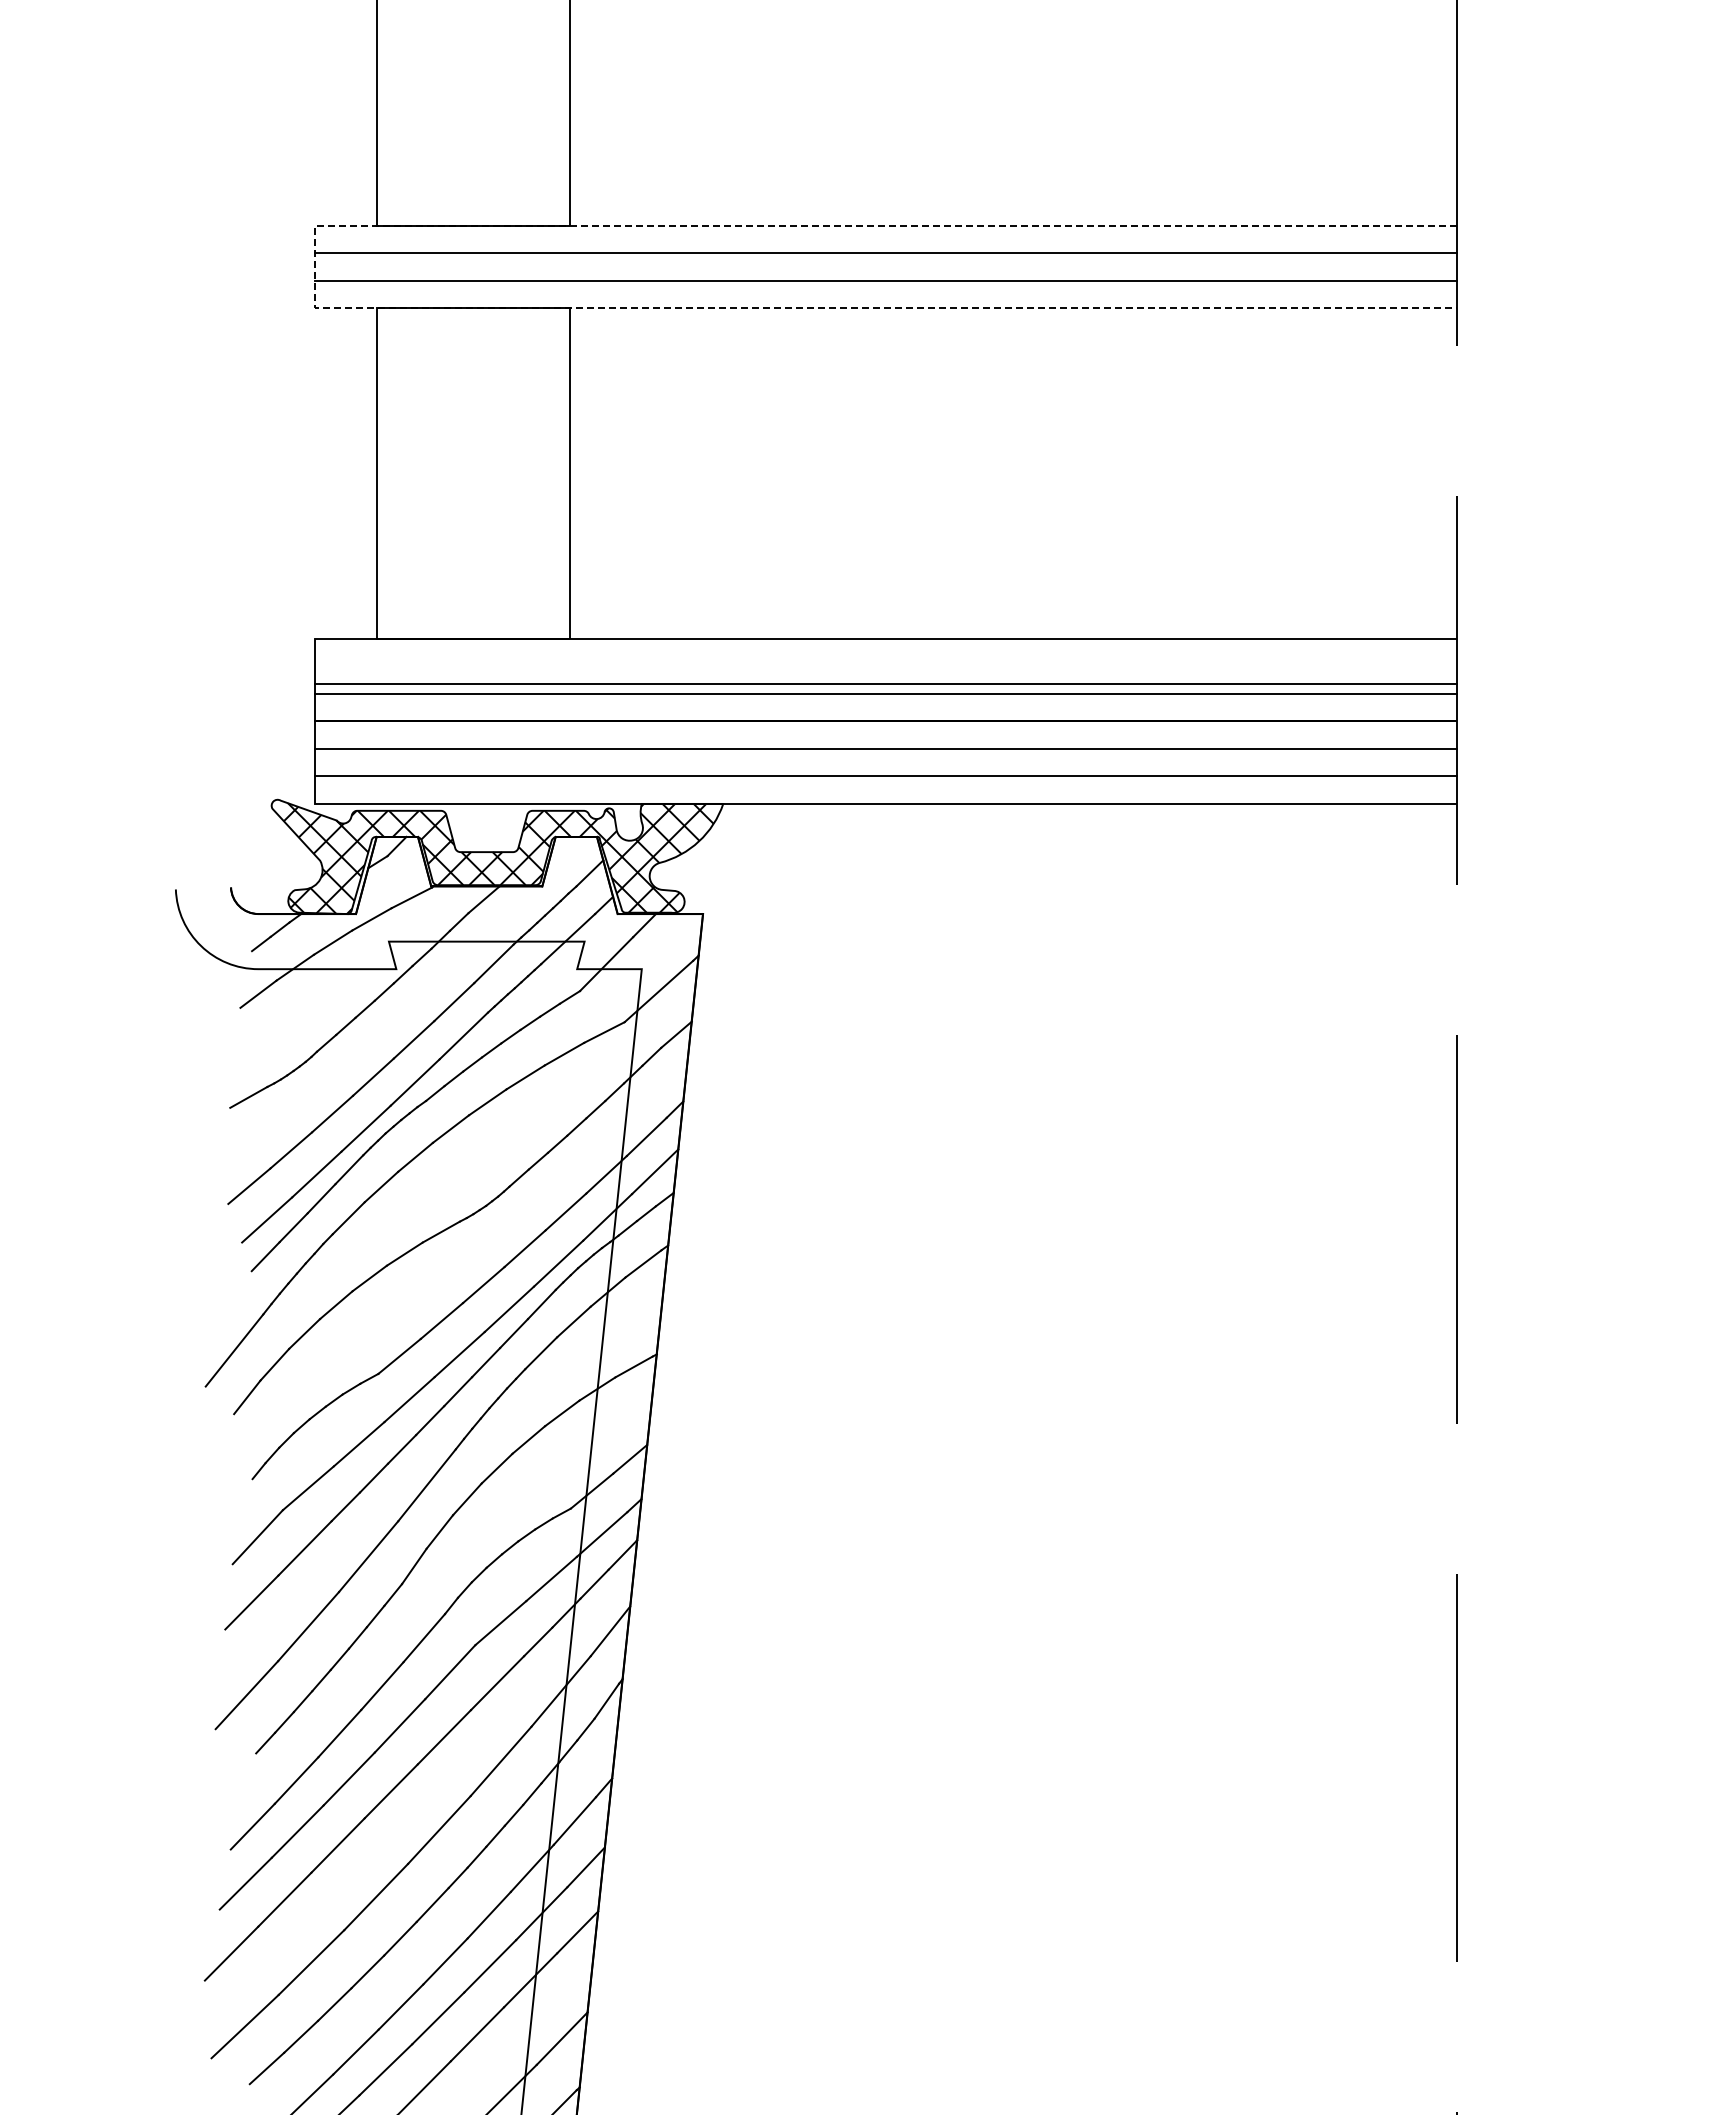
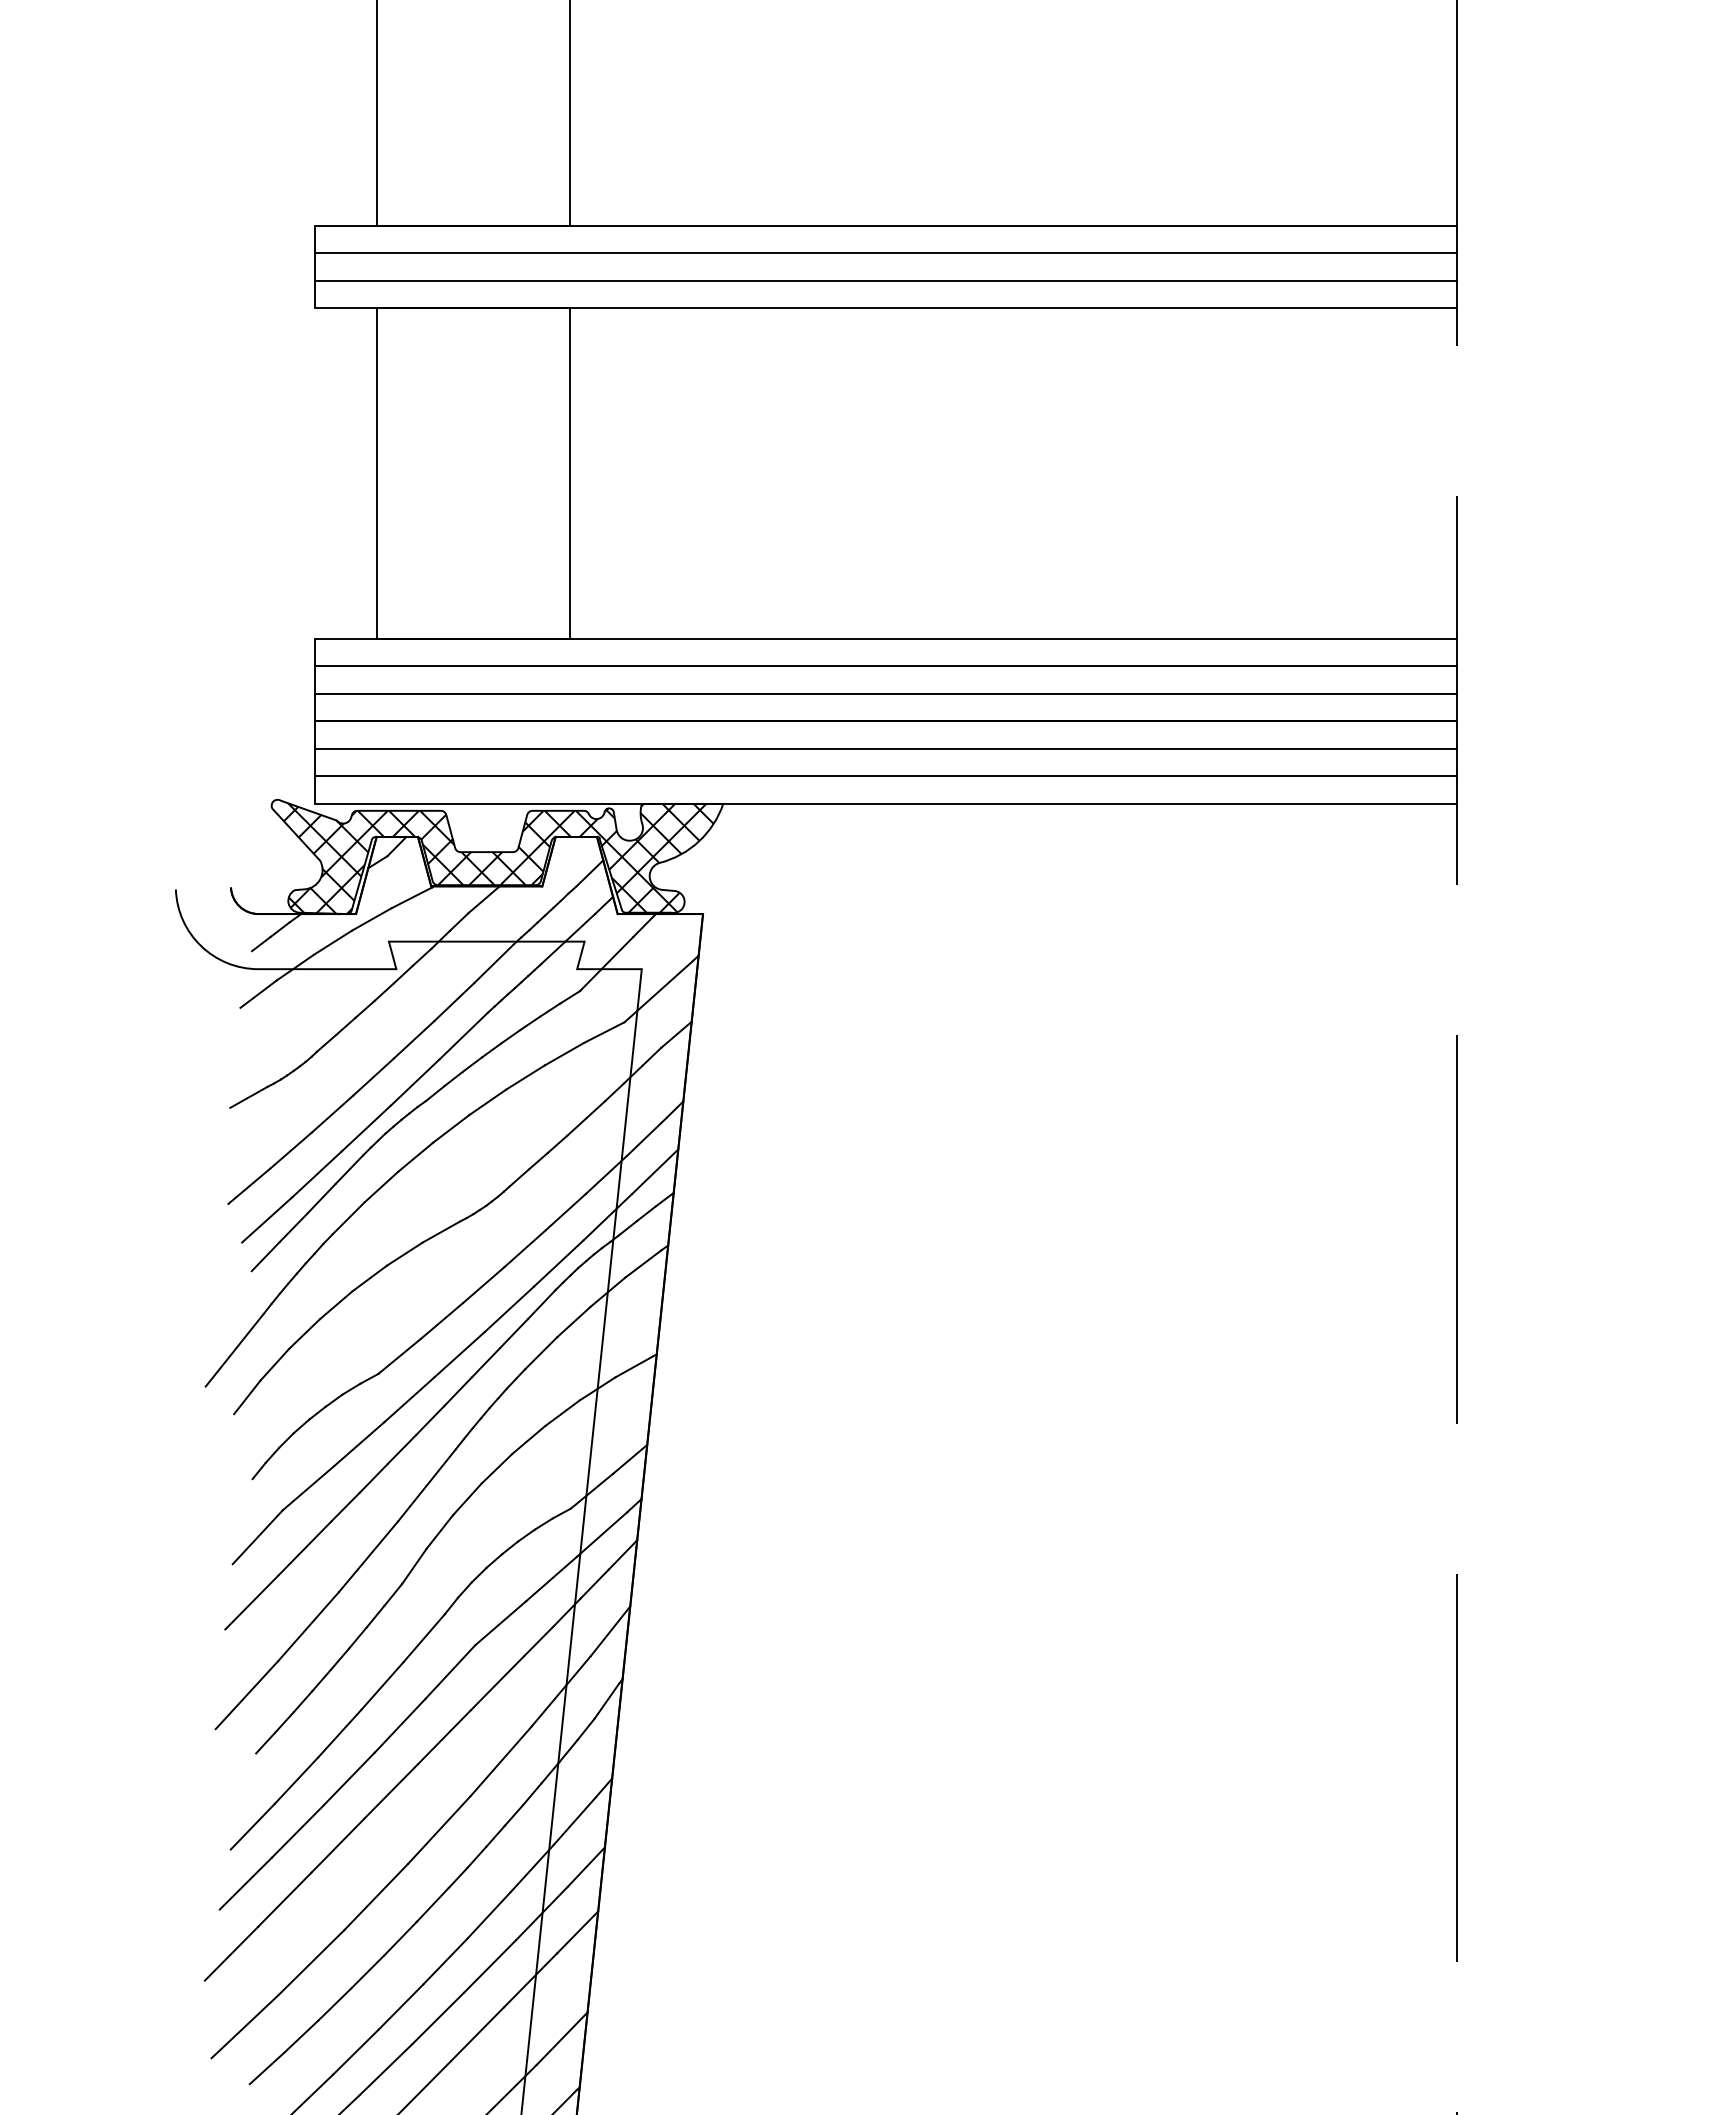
line: dashed -> solid (315, 267)
line position: (885, 684) -> (885, 666) (885, 666)
